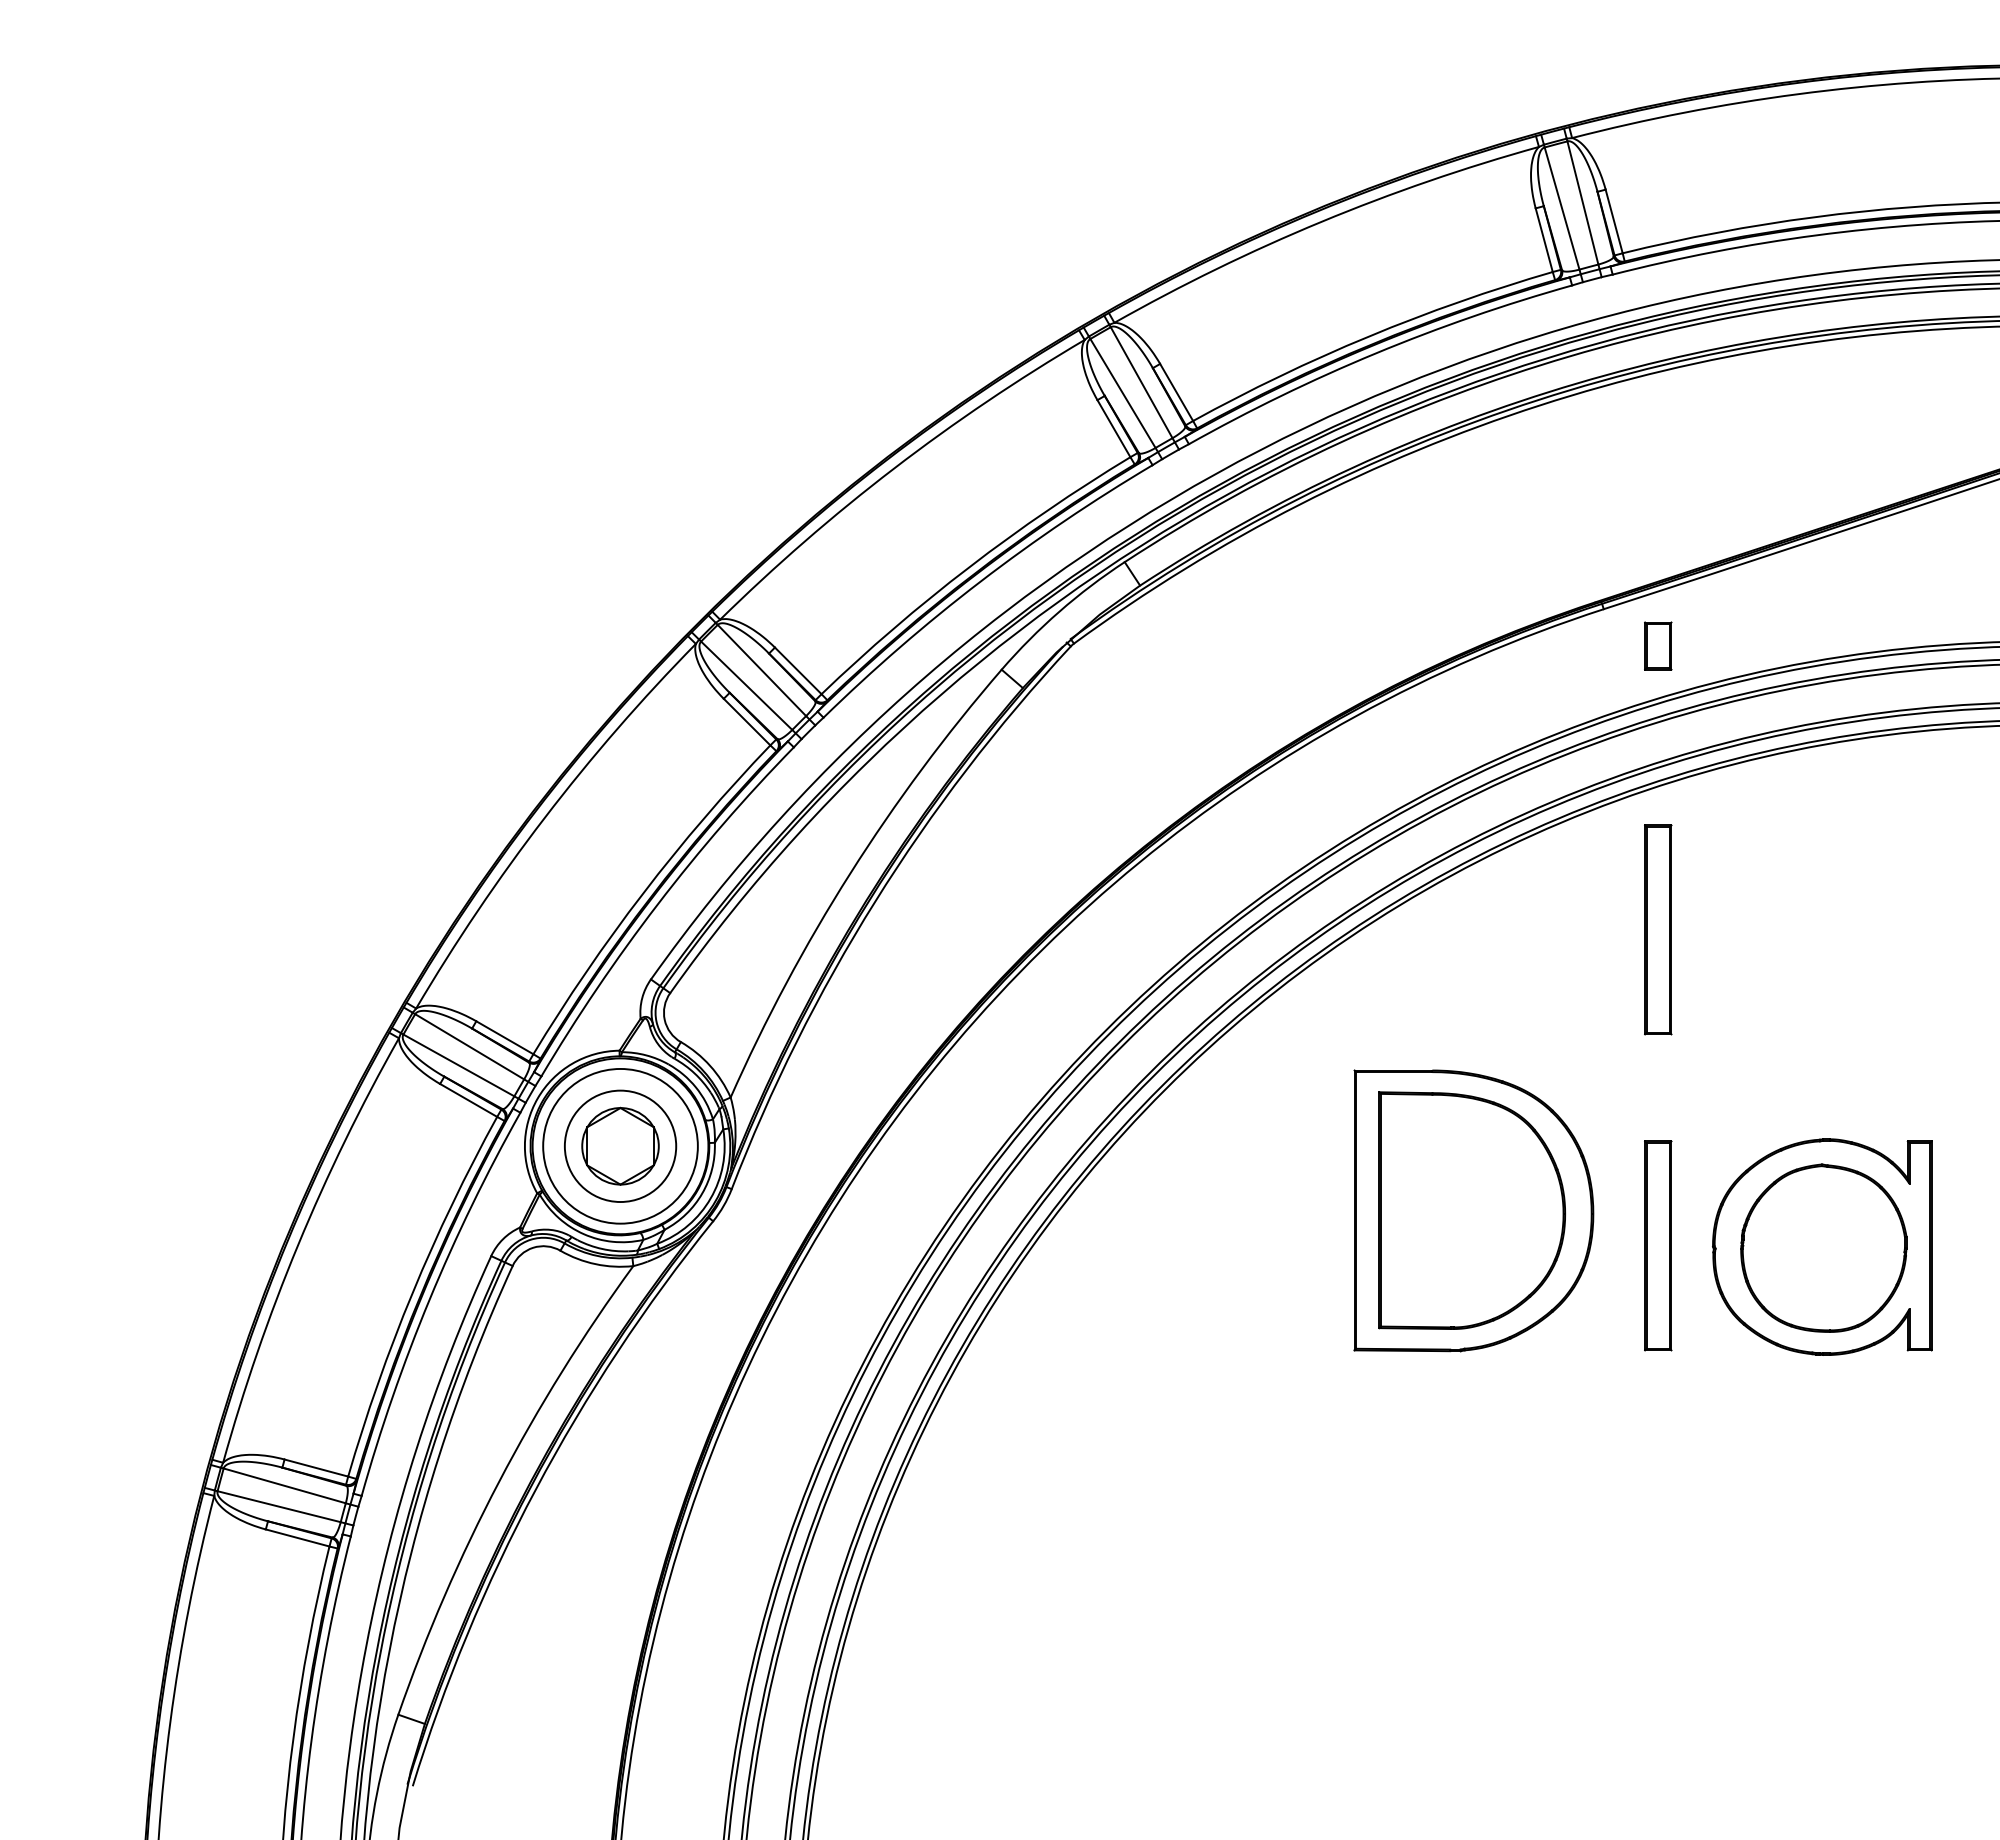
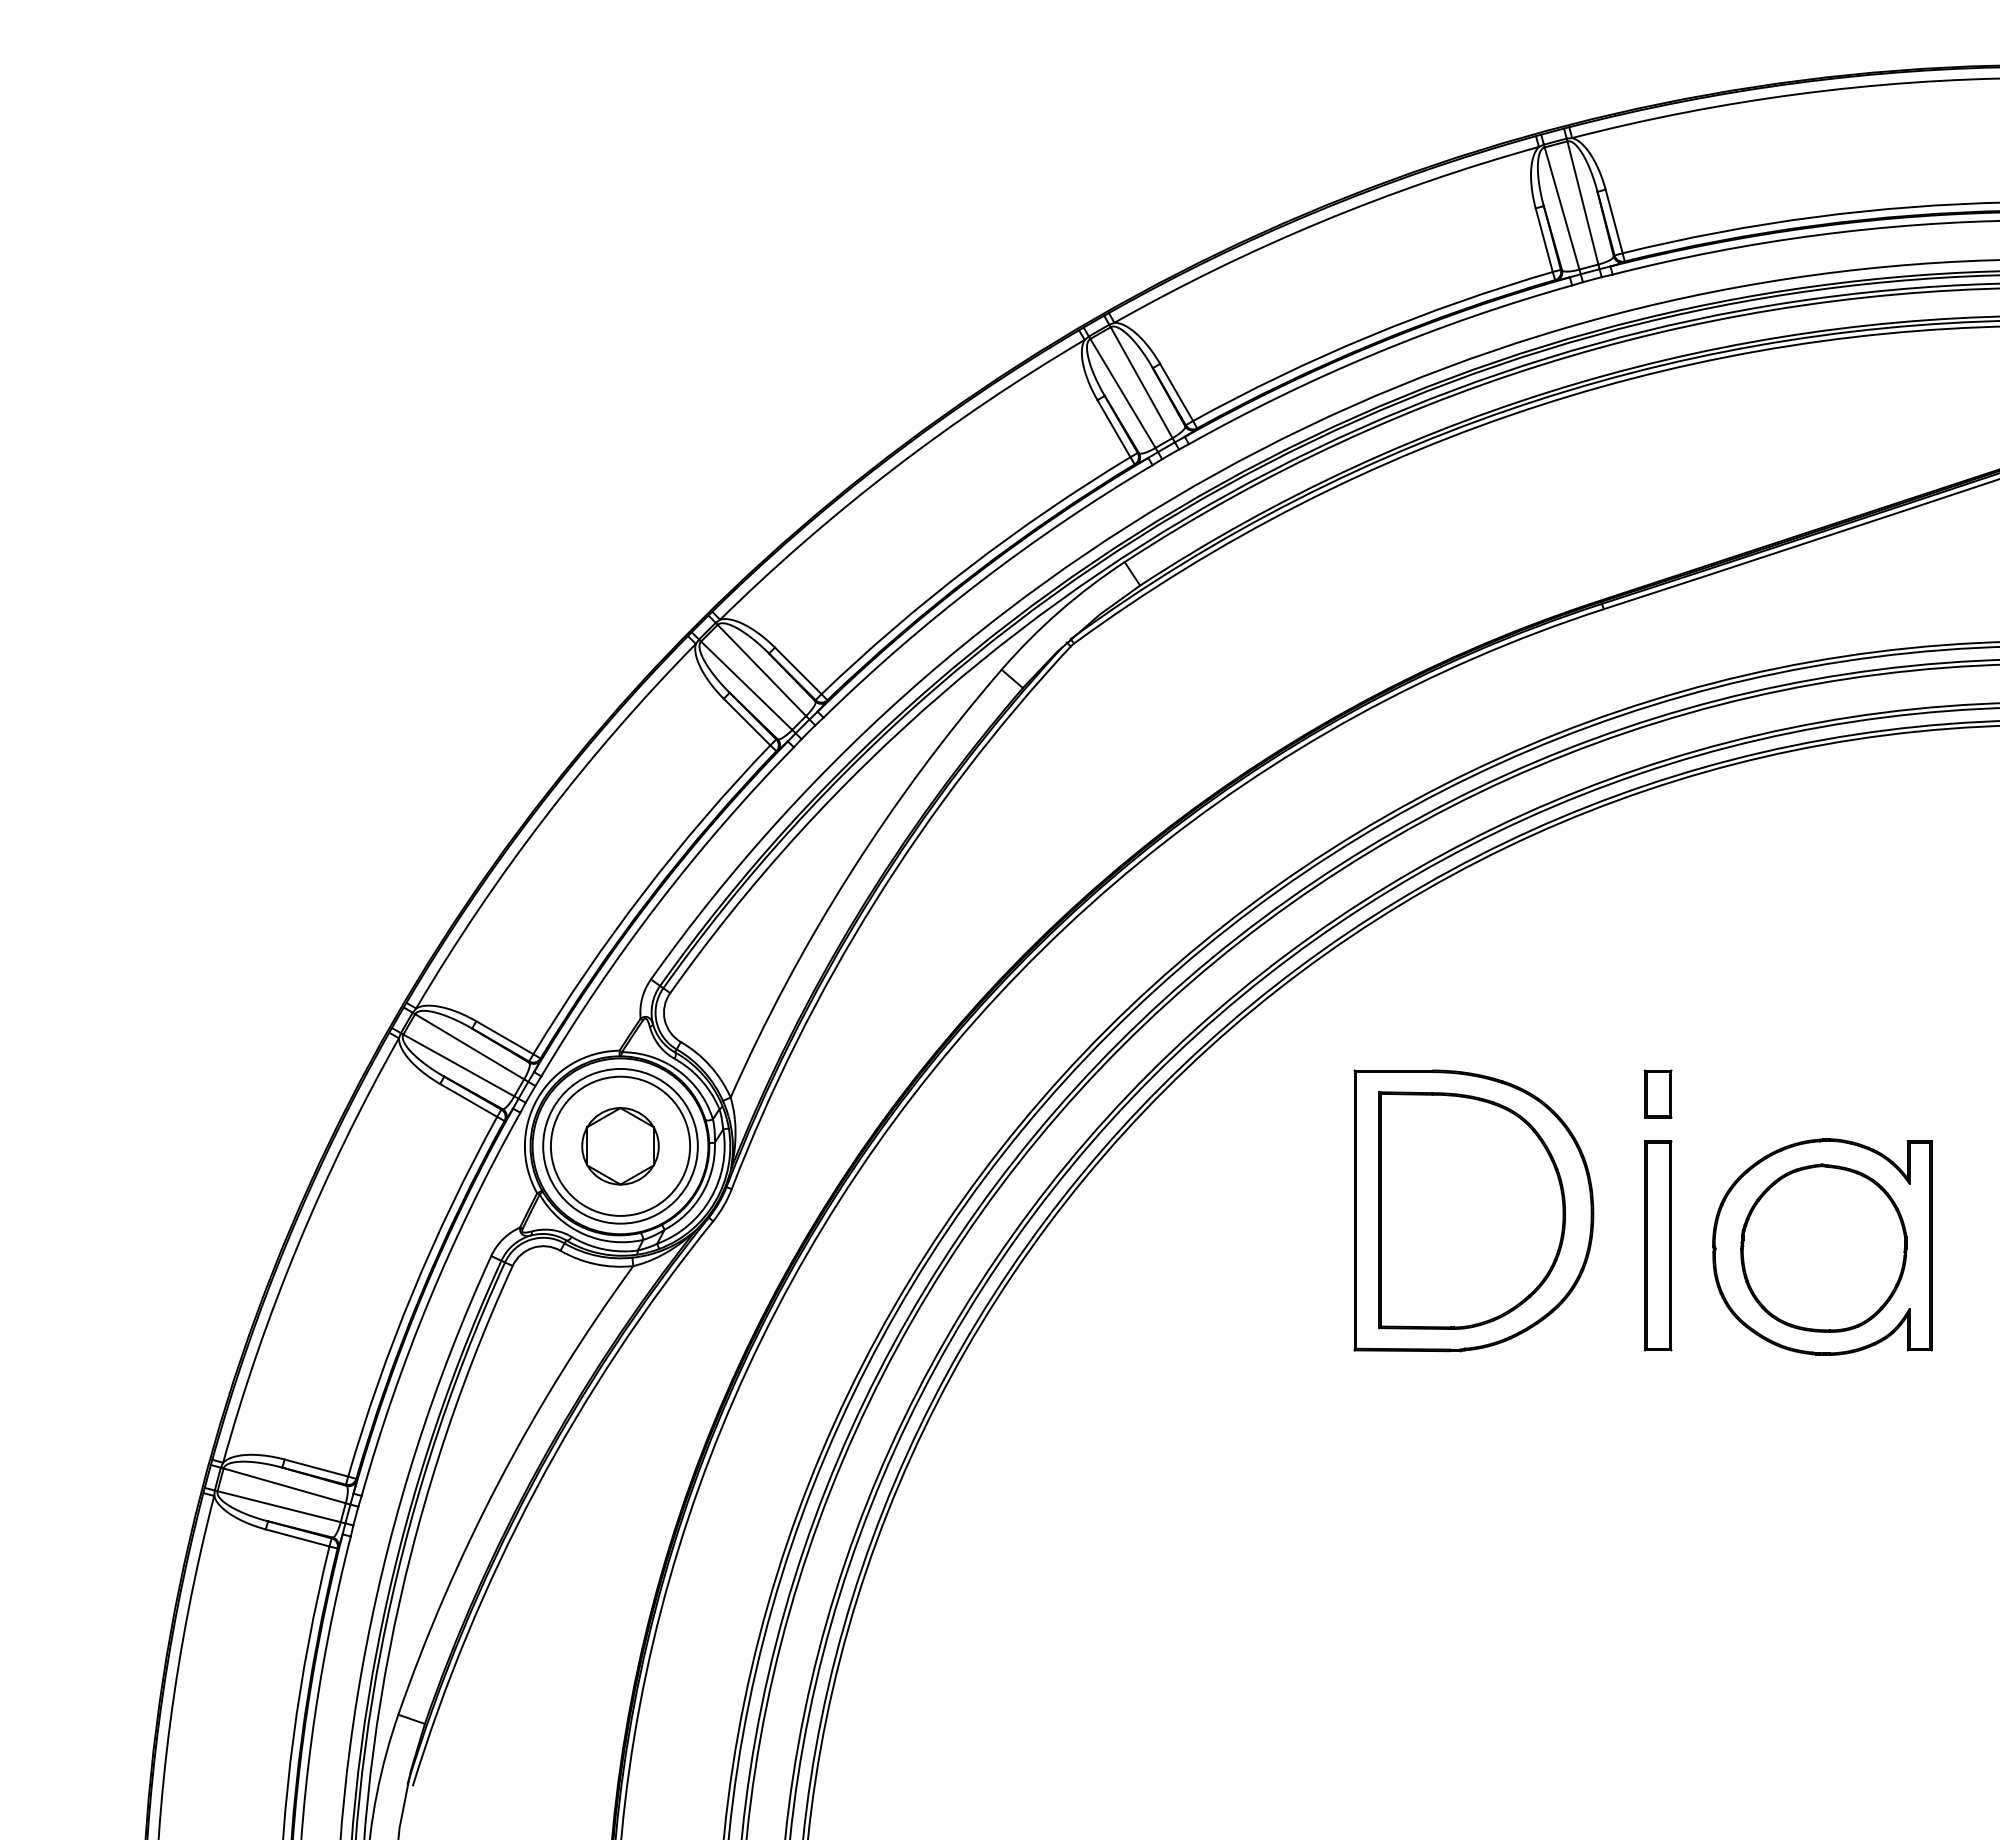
part position: (1658, 645) -> (1658, 1093) (1658, 1093)
part: present -> none (1658, 929)
circle diameter: 111 px -> 139 px (620, 1145)
